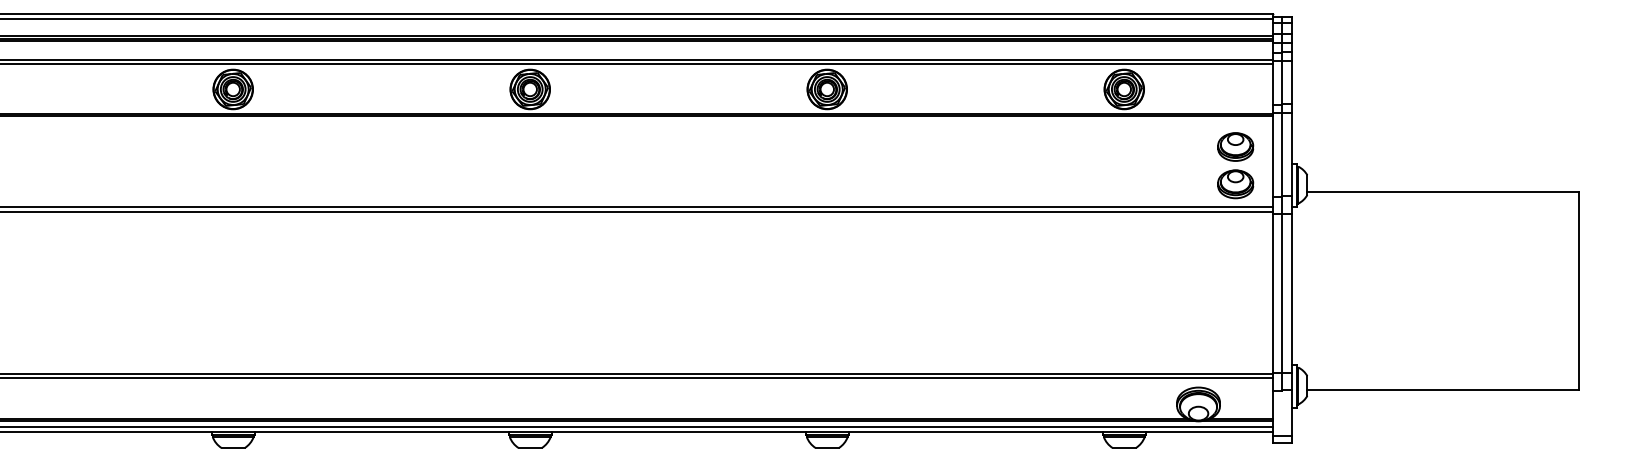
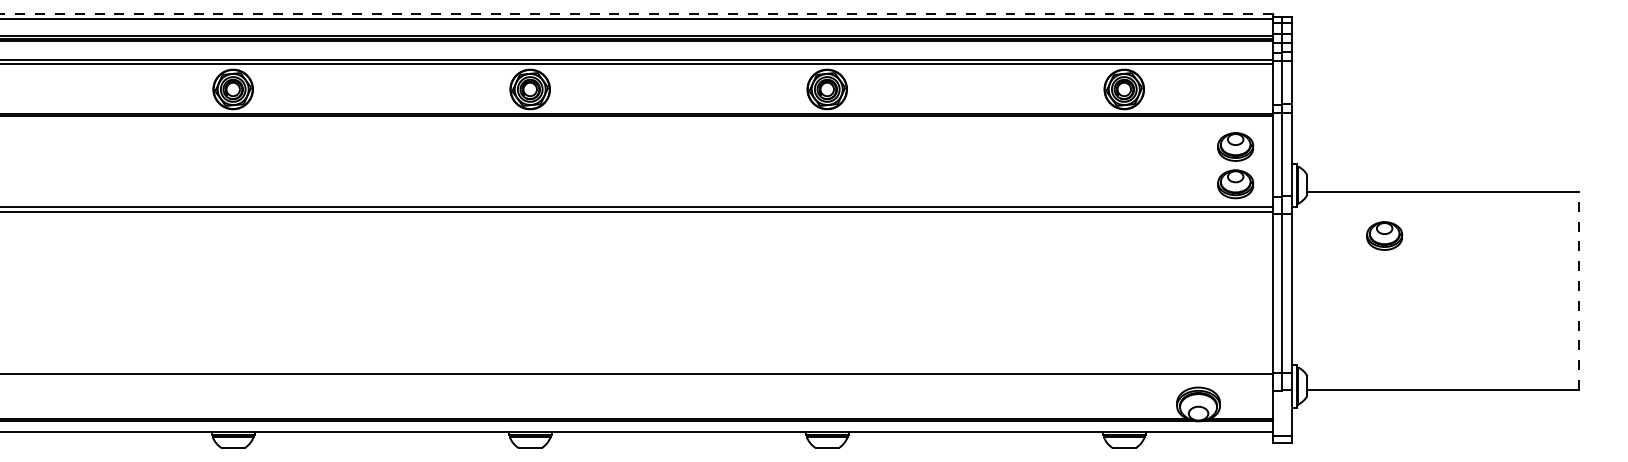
line: solid -> dashed (635, 14)
part: none -> present (1384, 235)
line: solid -> dashed (1579, 290)
line: present -> none (637, 377)
line: present -> none (637, 427)
